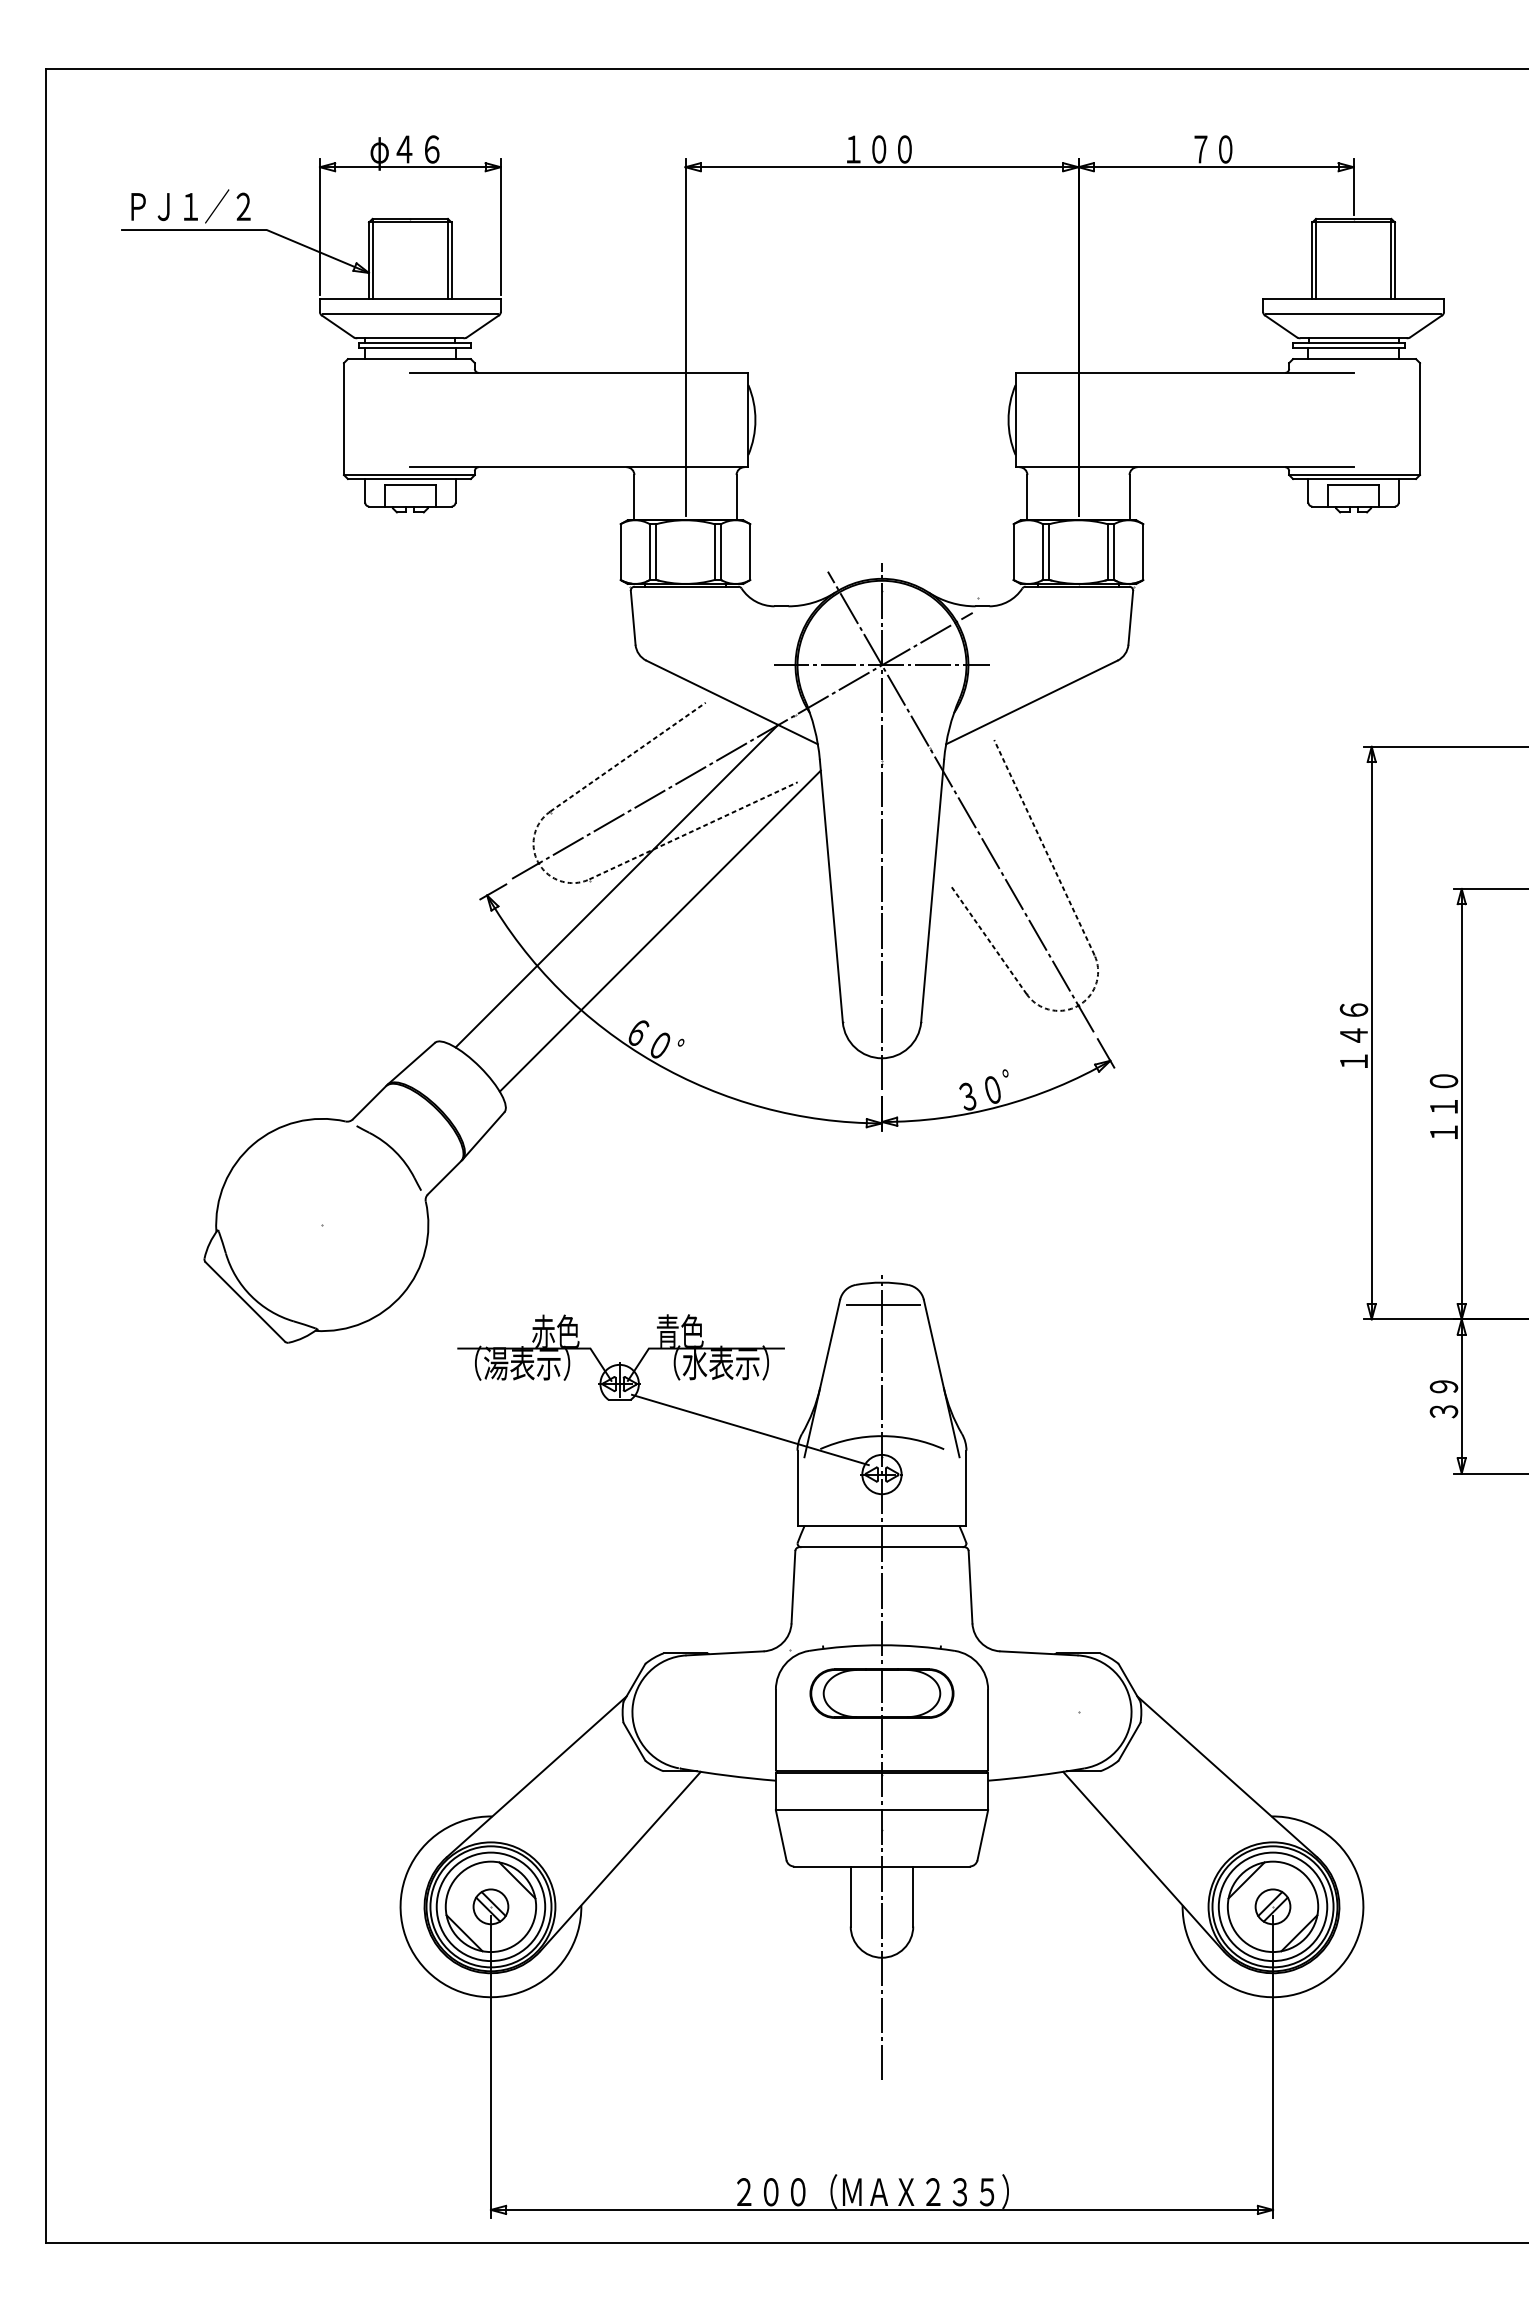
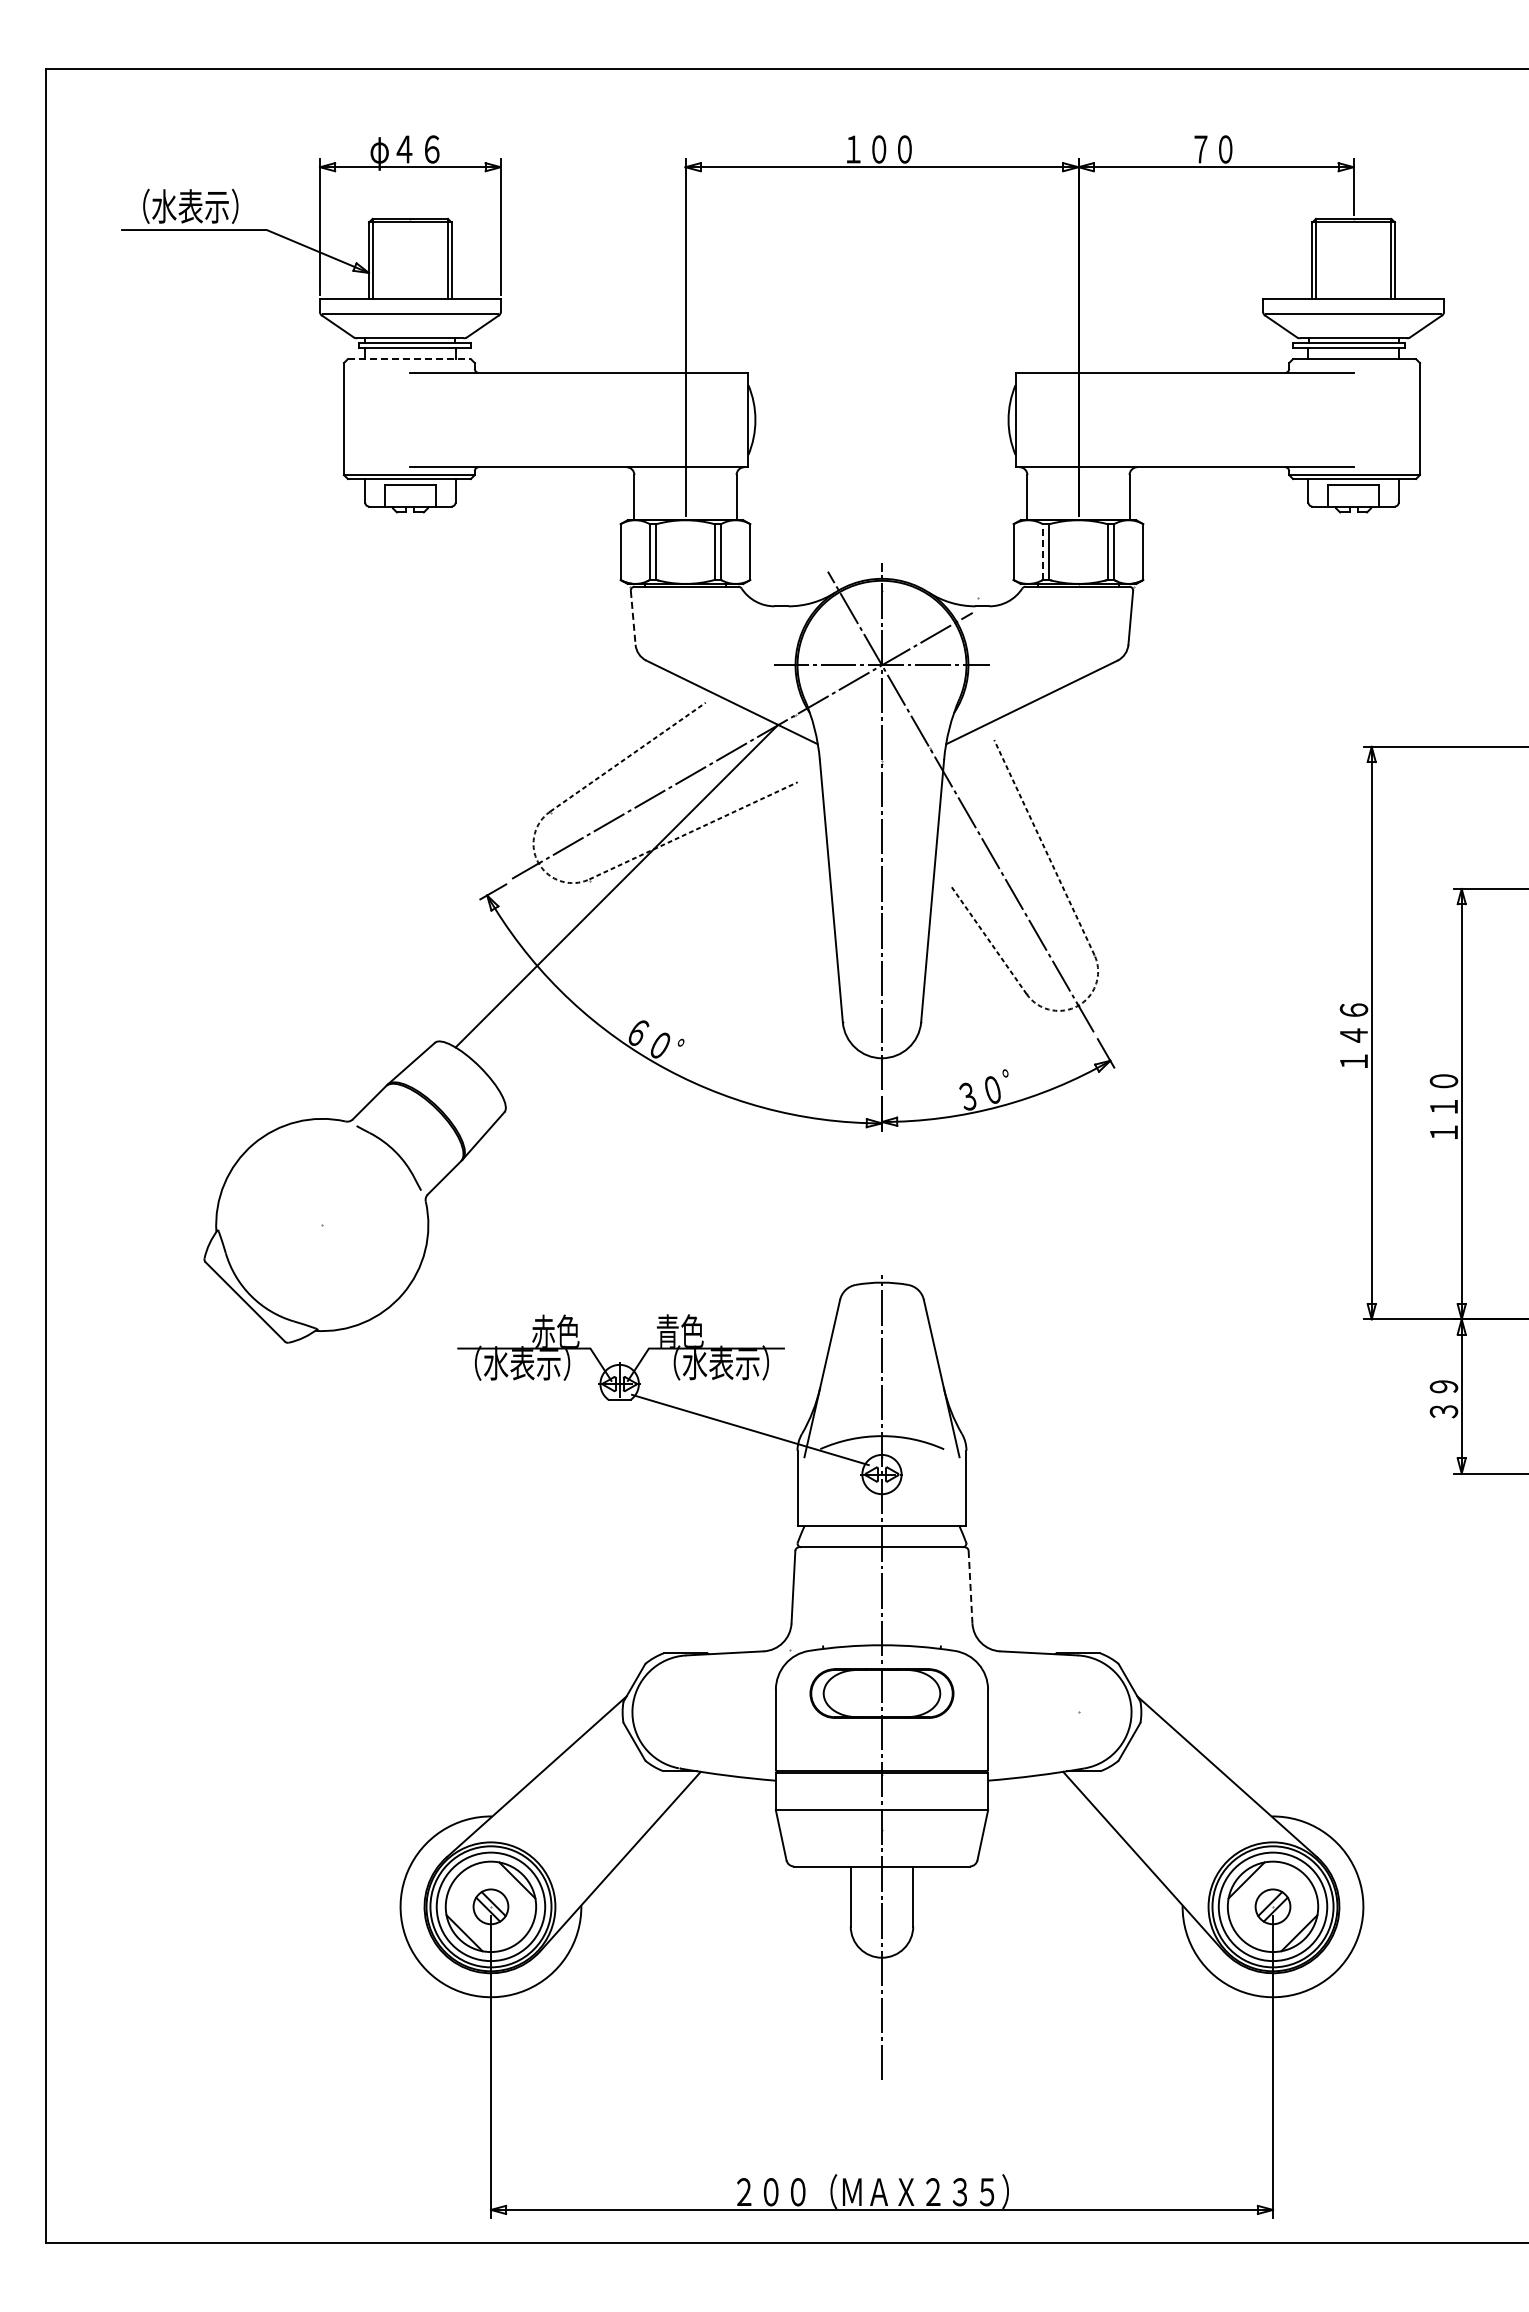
text: ＰＪ１／２ -> （水表示） (190, 205)
line: solid -> dashed (409, 359)
line: solid -> dashed (1042, 552)
line: solid -> dashed (633, 618)
line: present -> none (659, 930)
line: present -> none (883, 1305)
text: （湯表示） -> （水表示） (496, 1363)
line: solid -> dashed (970, 1587)
